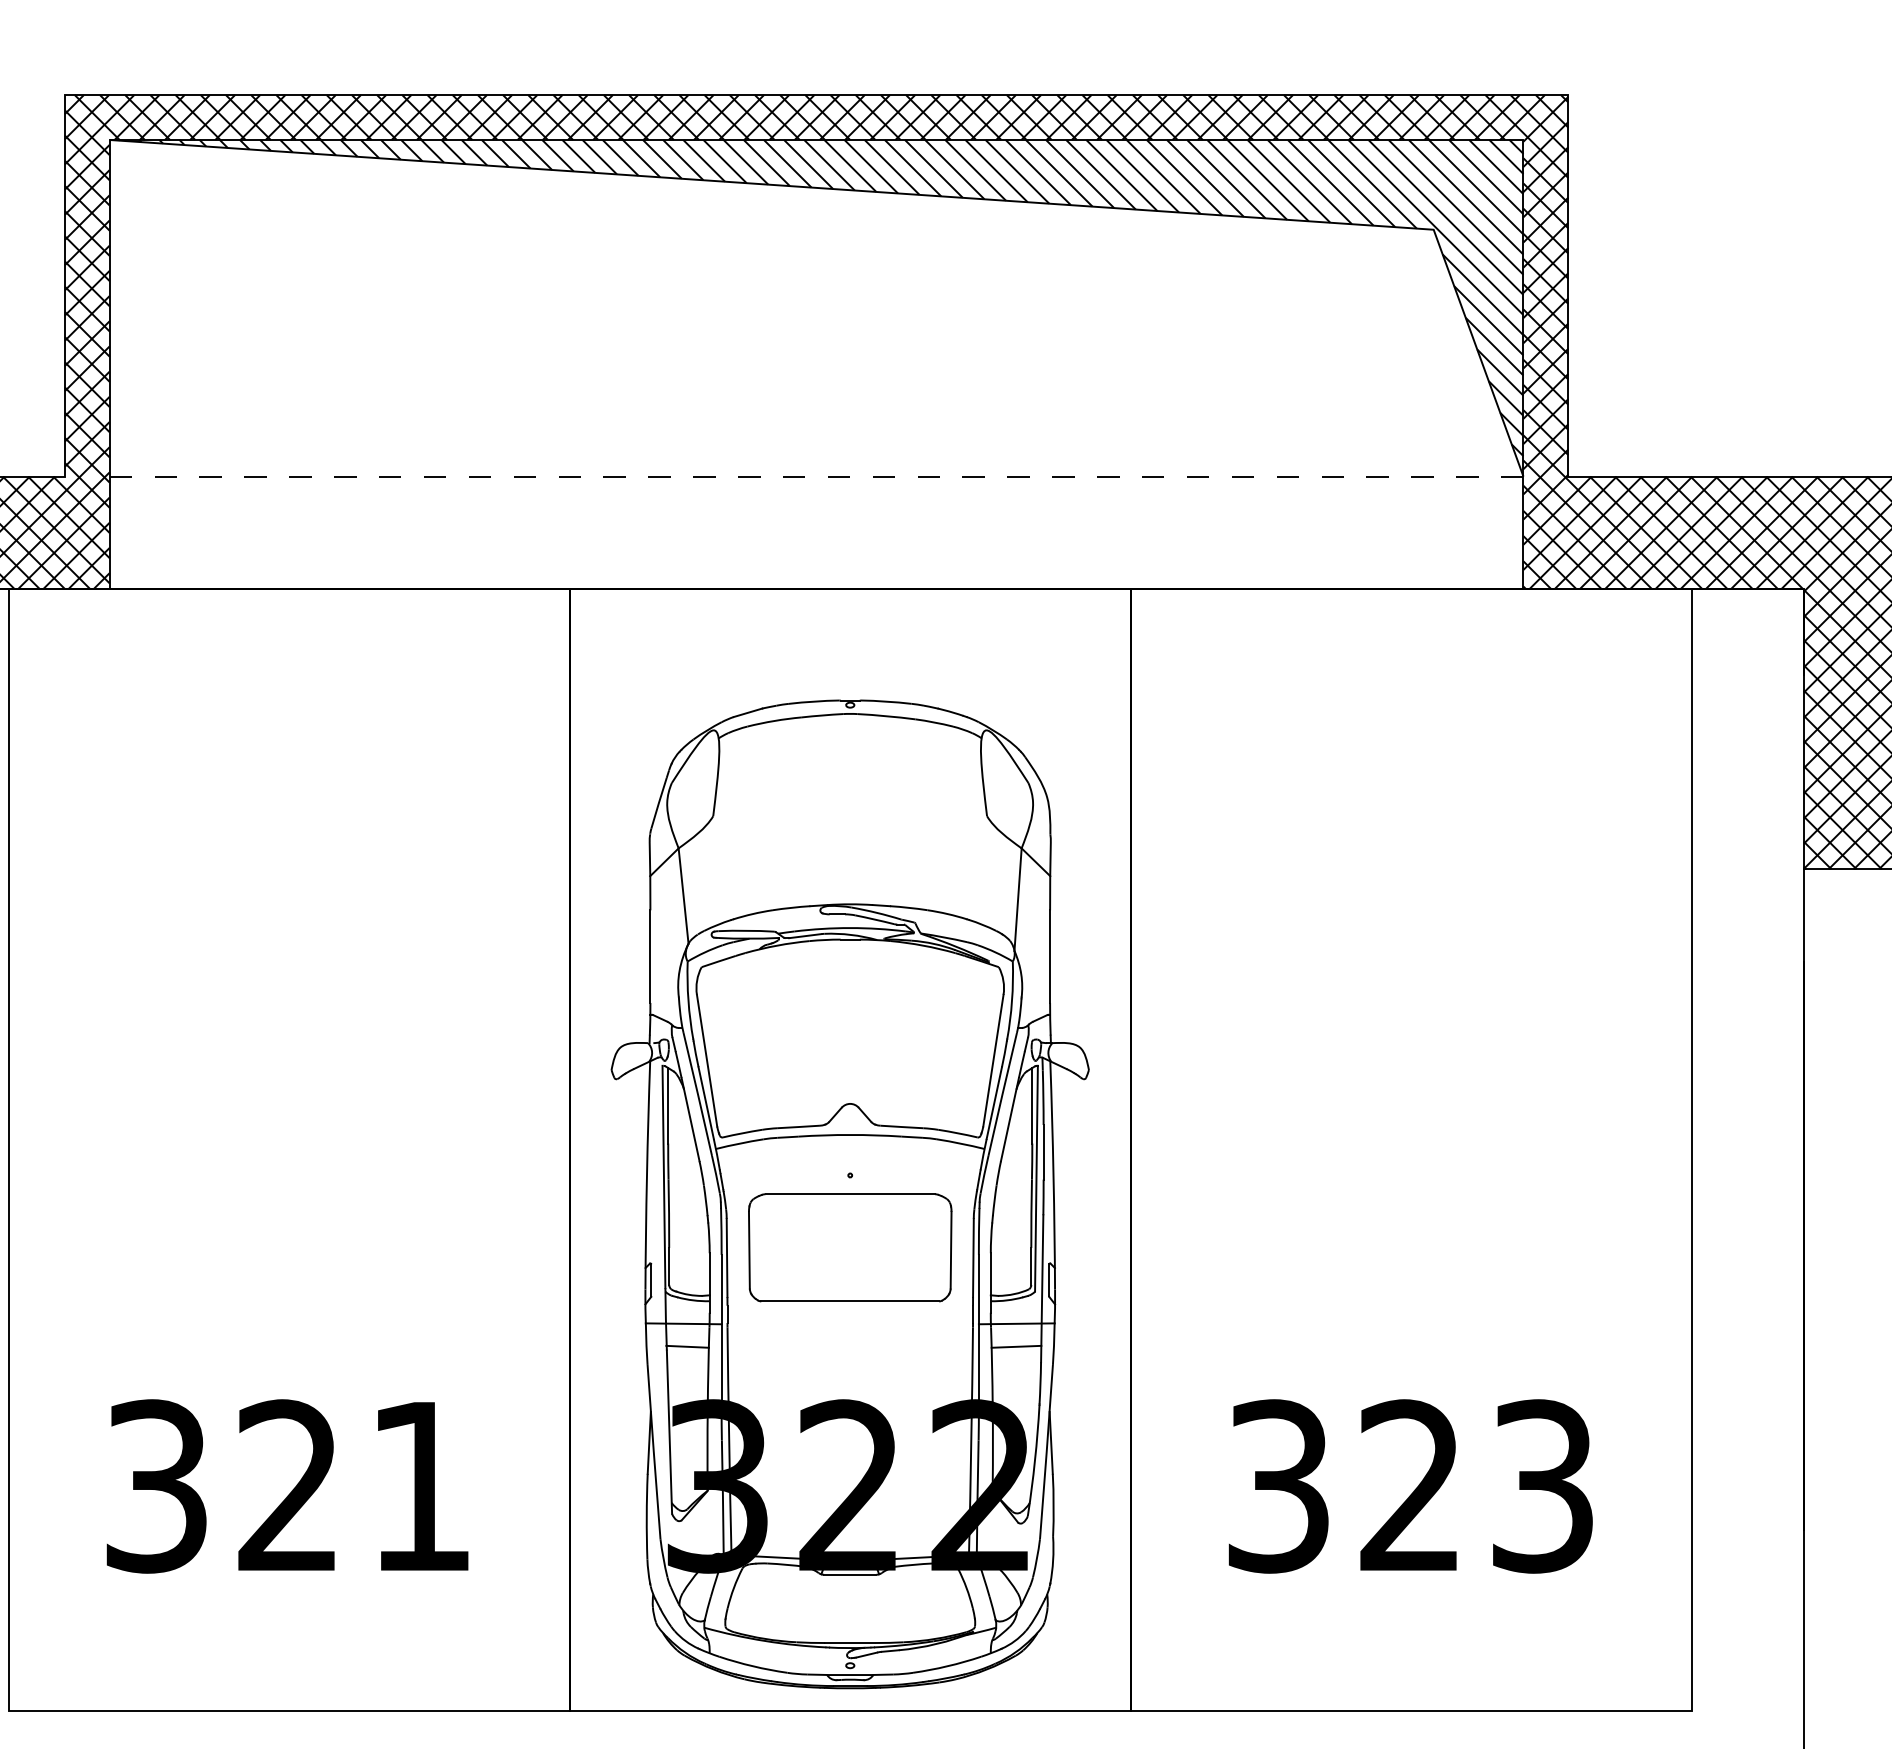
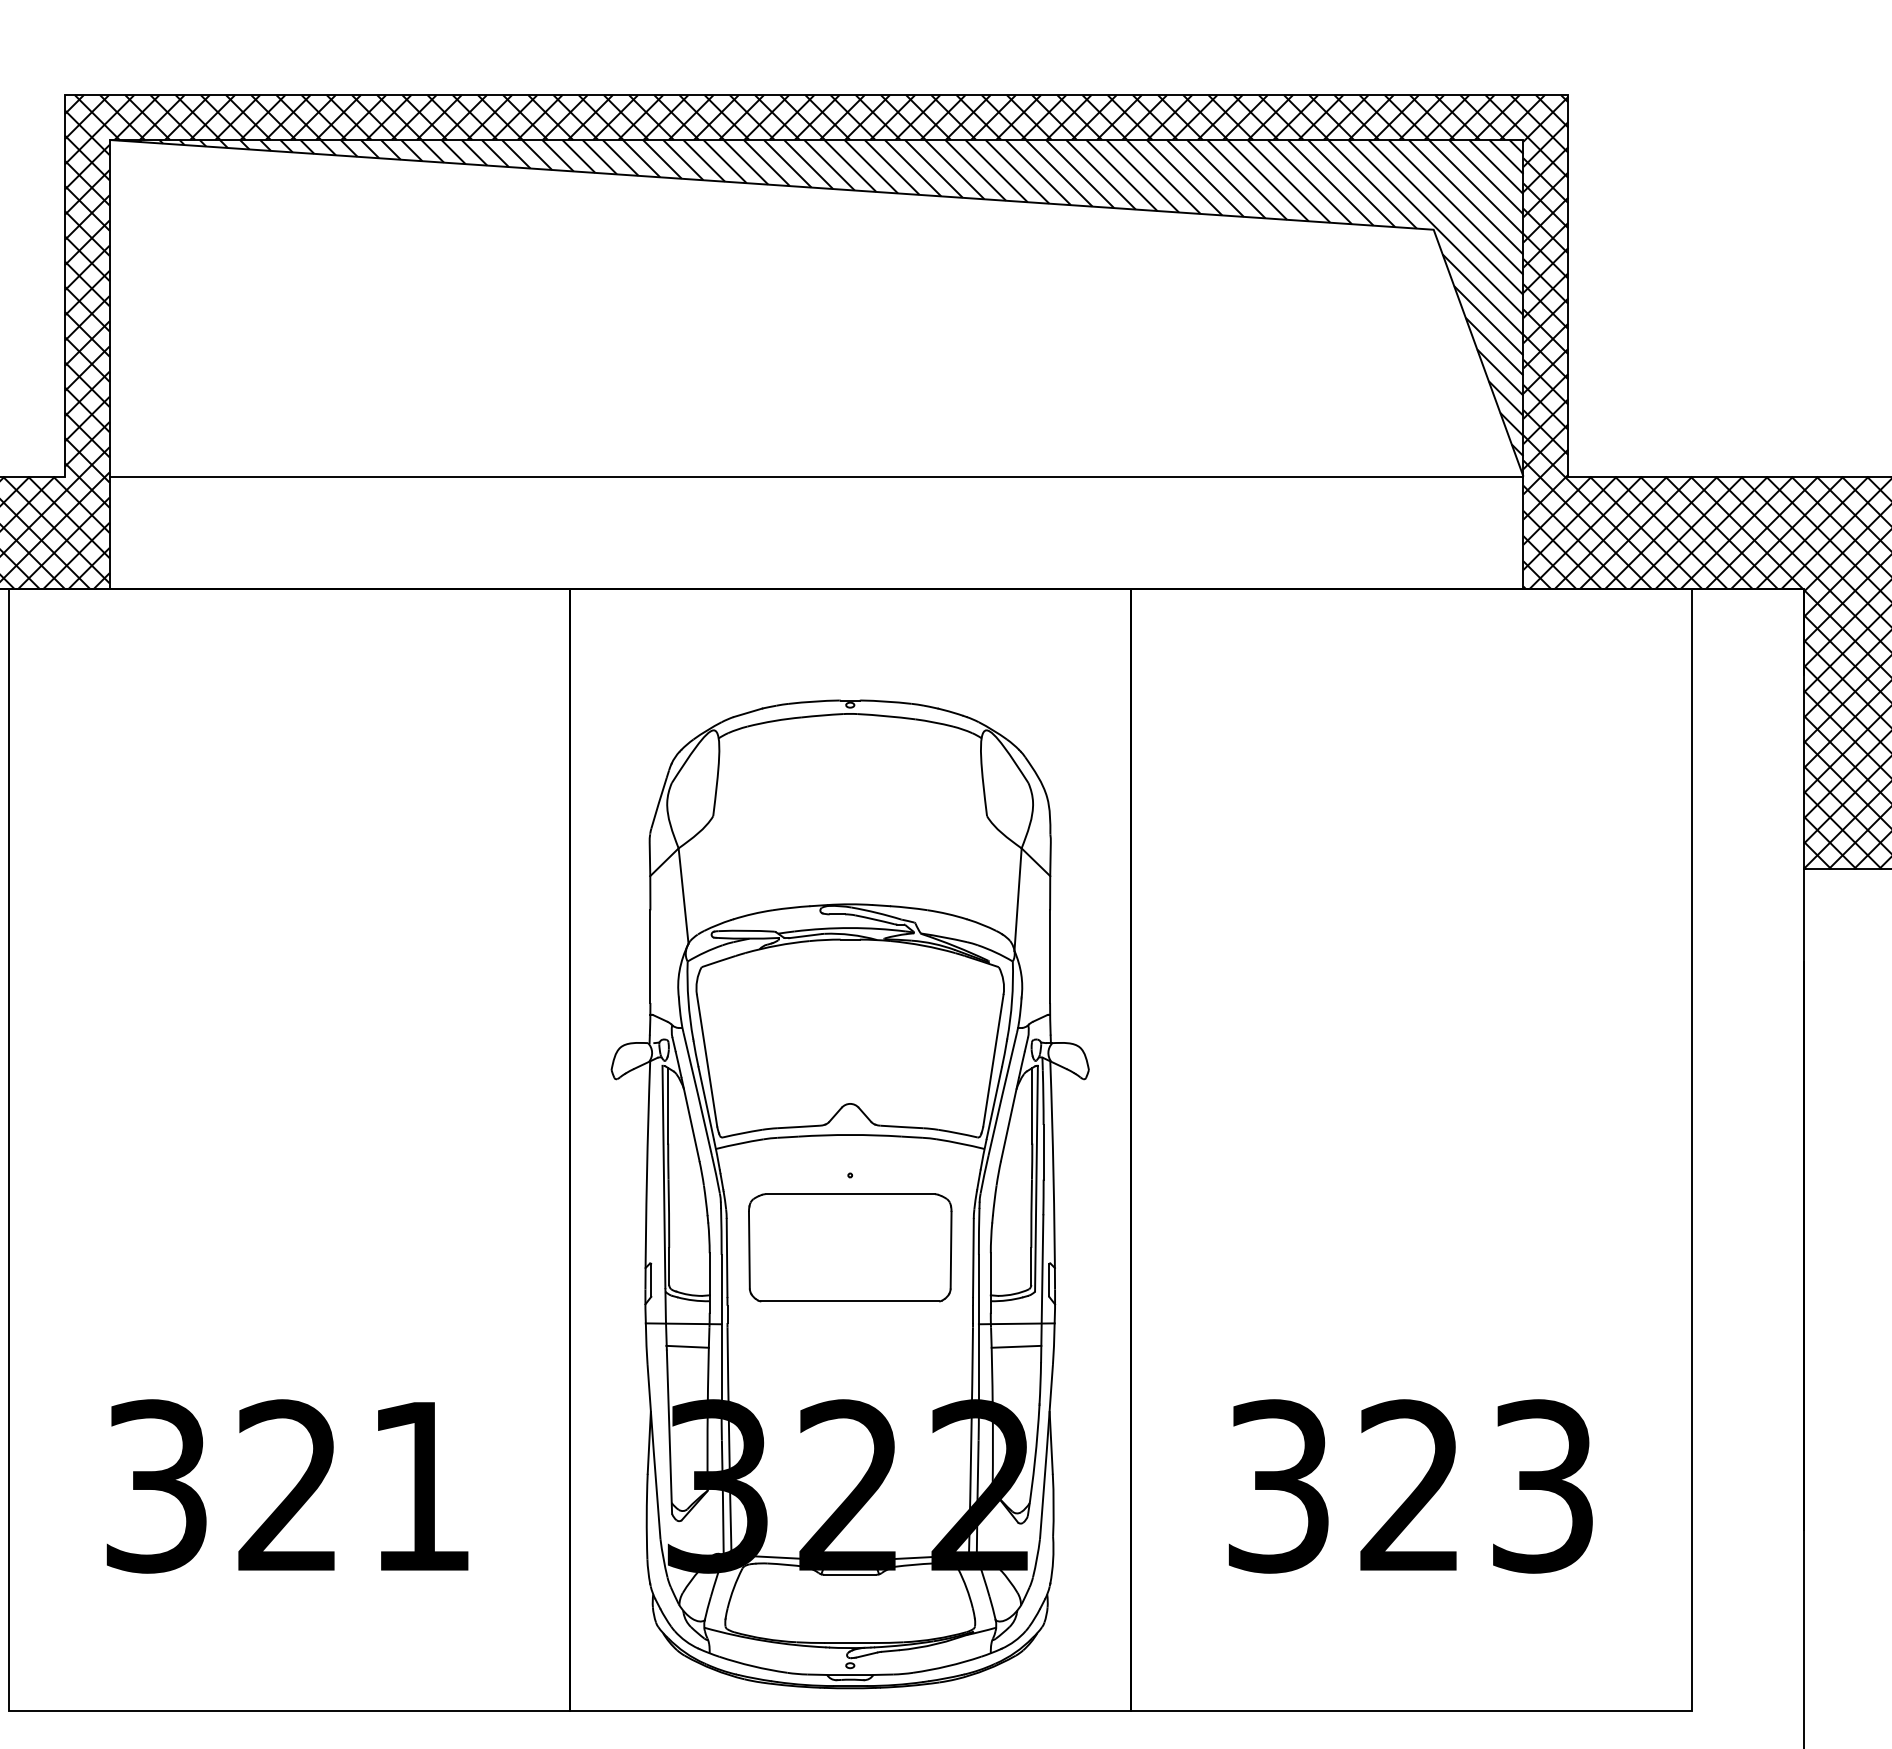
line: dashed -> solid (816, 476)
